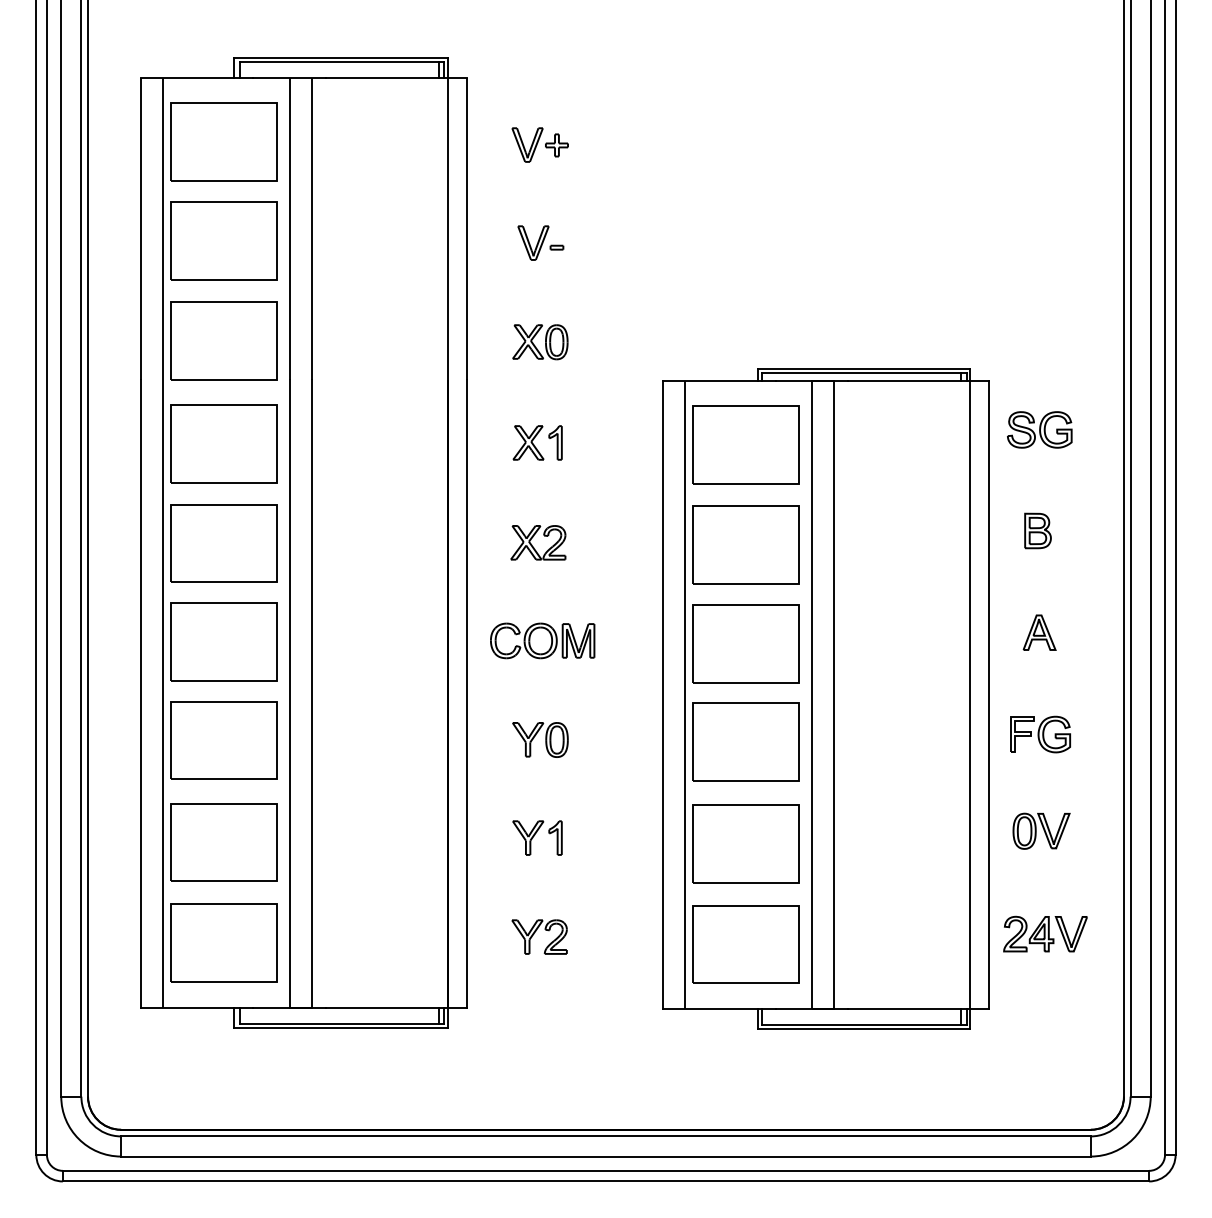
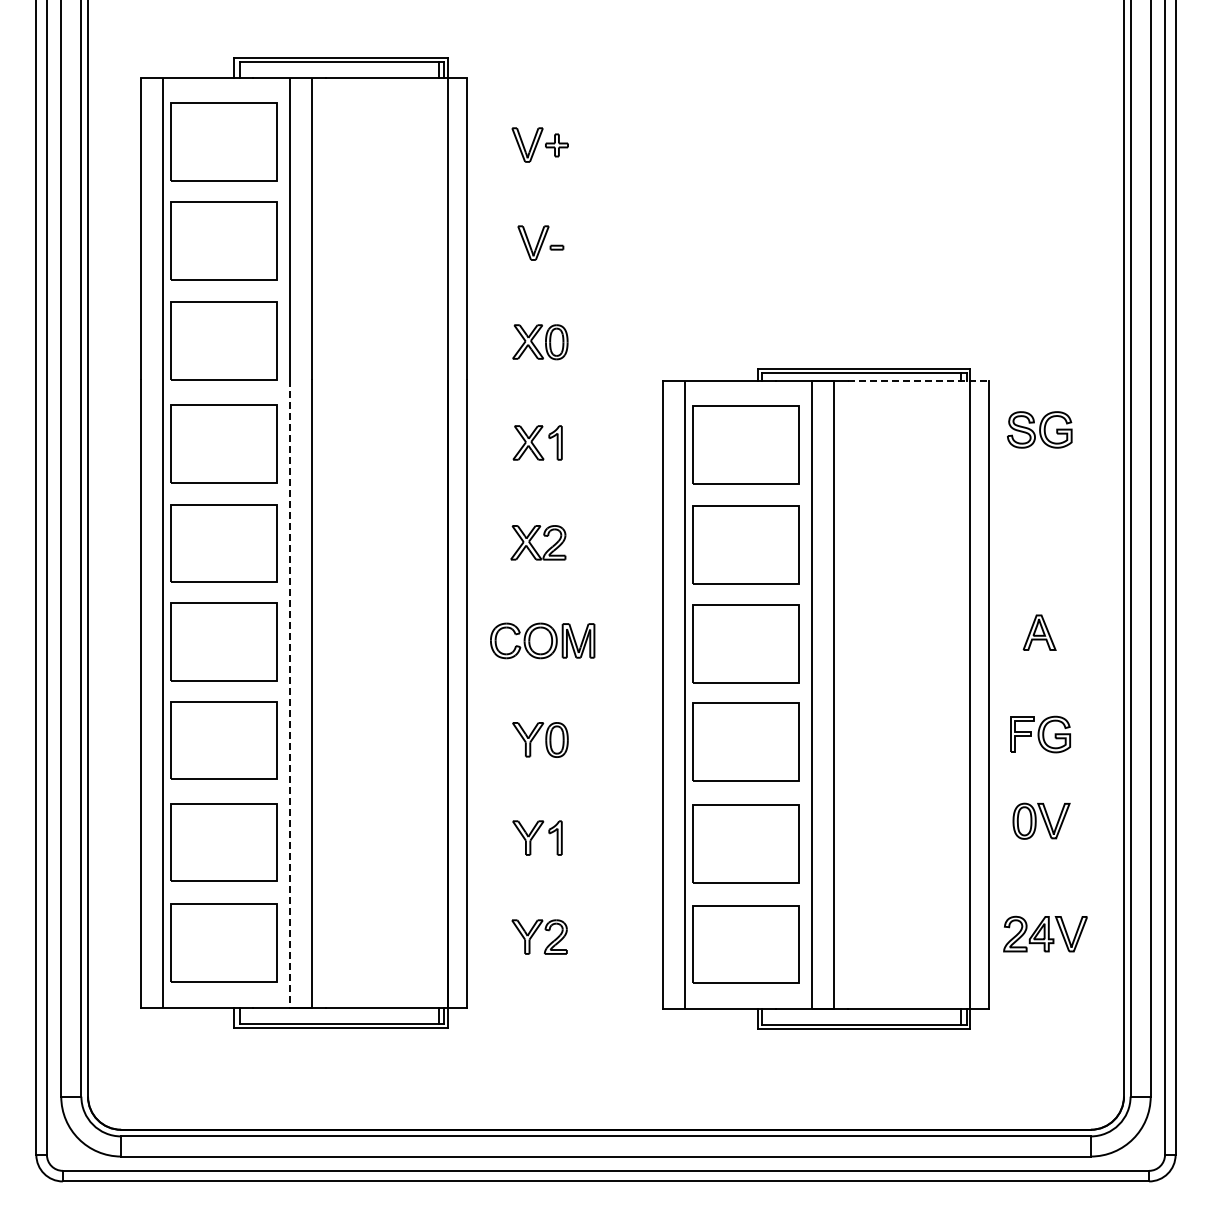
line: solid -> dashed (919, 381)
part: present -> none (1037, 530)
line: solid -> dashed (289, 693)
part position: (1041, 830) -> (1041, 820) (1041, 820)
